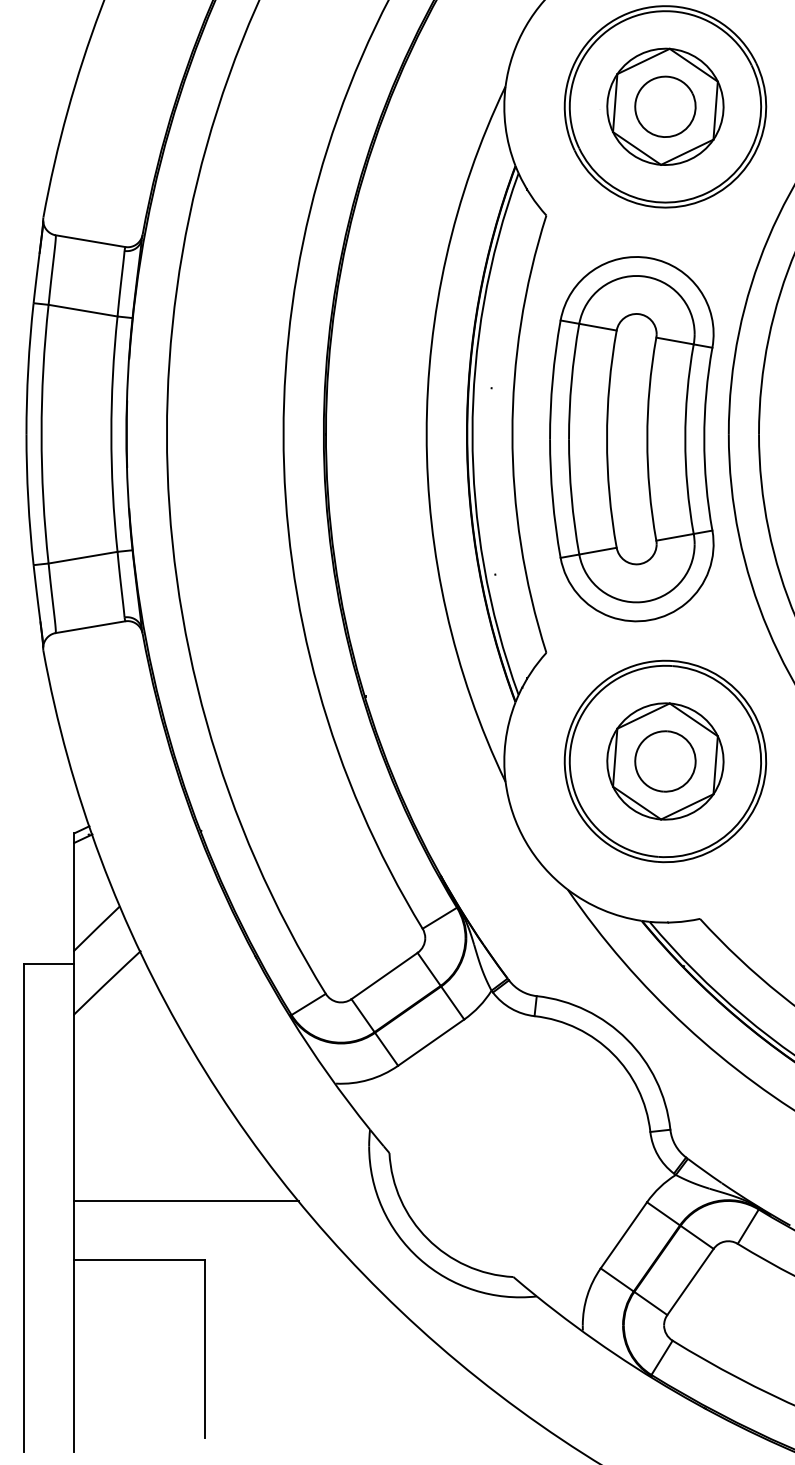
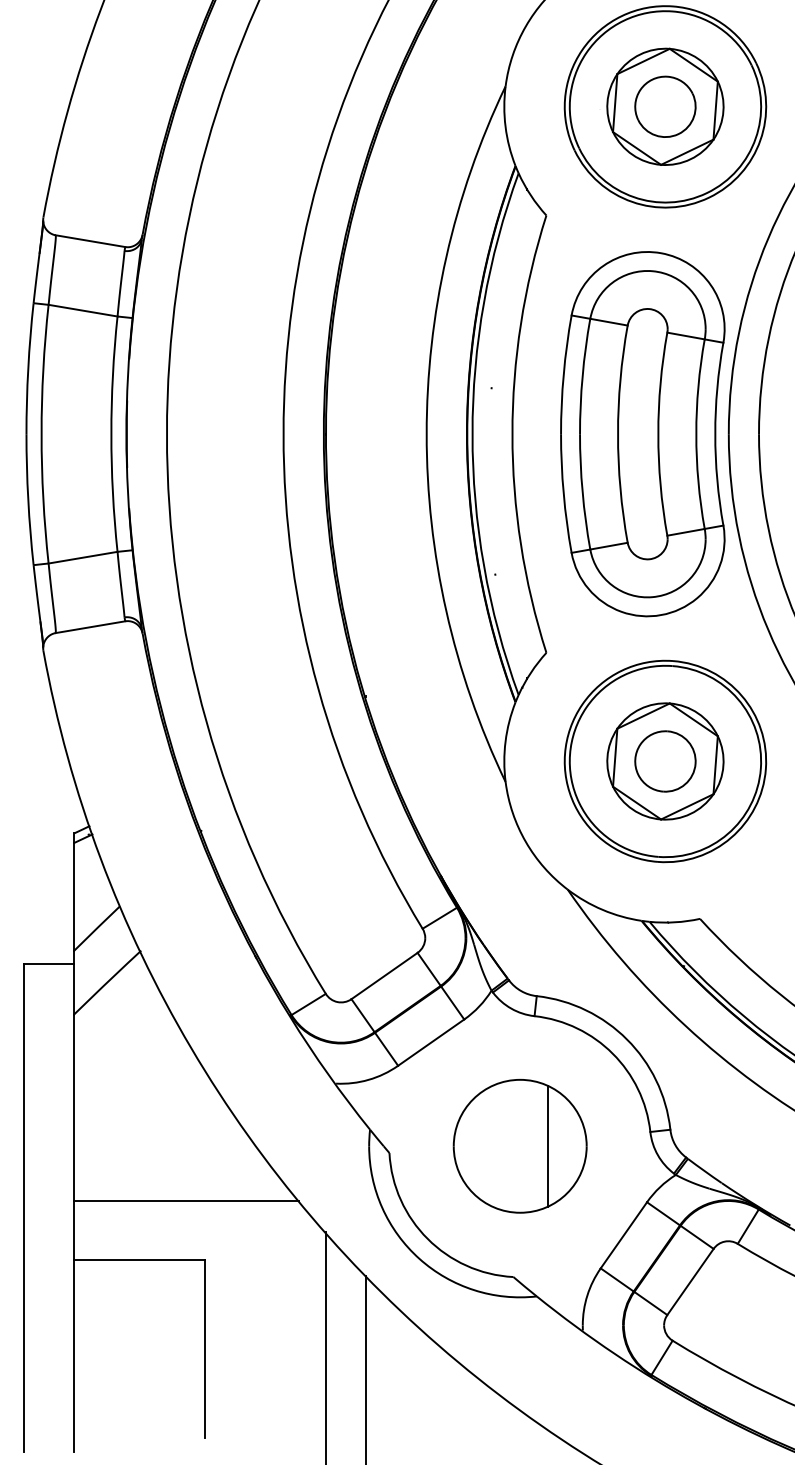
part position: (631, 439) -> (642, 434) (642, 434)
part: none -> present (519, 1145)
line: none -> present (325, 1346)
line: none -> present (366, 1368)
